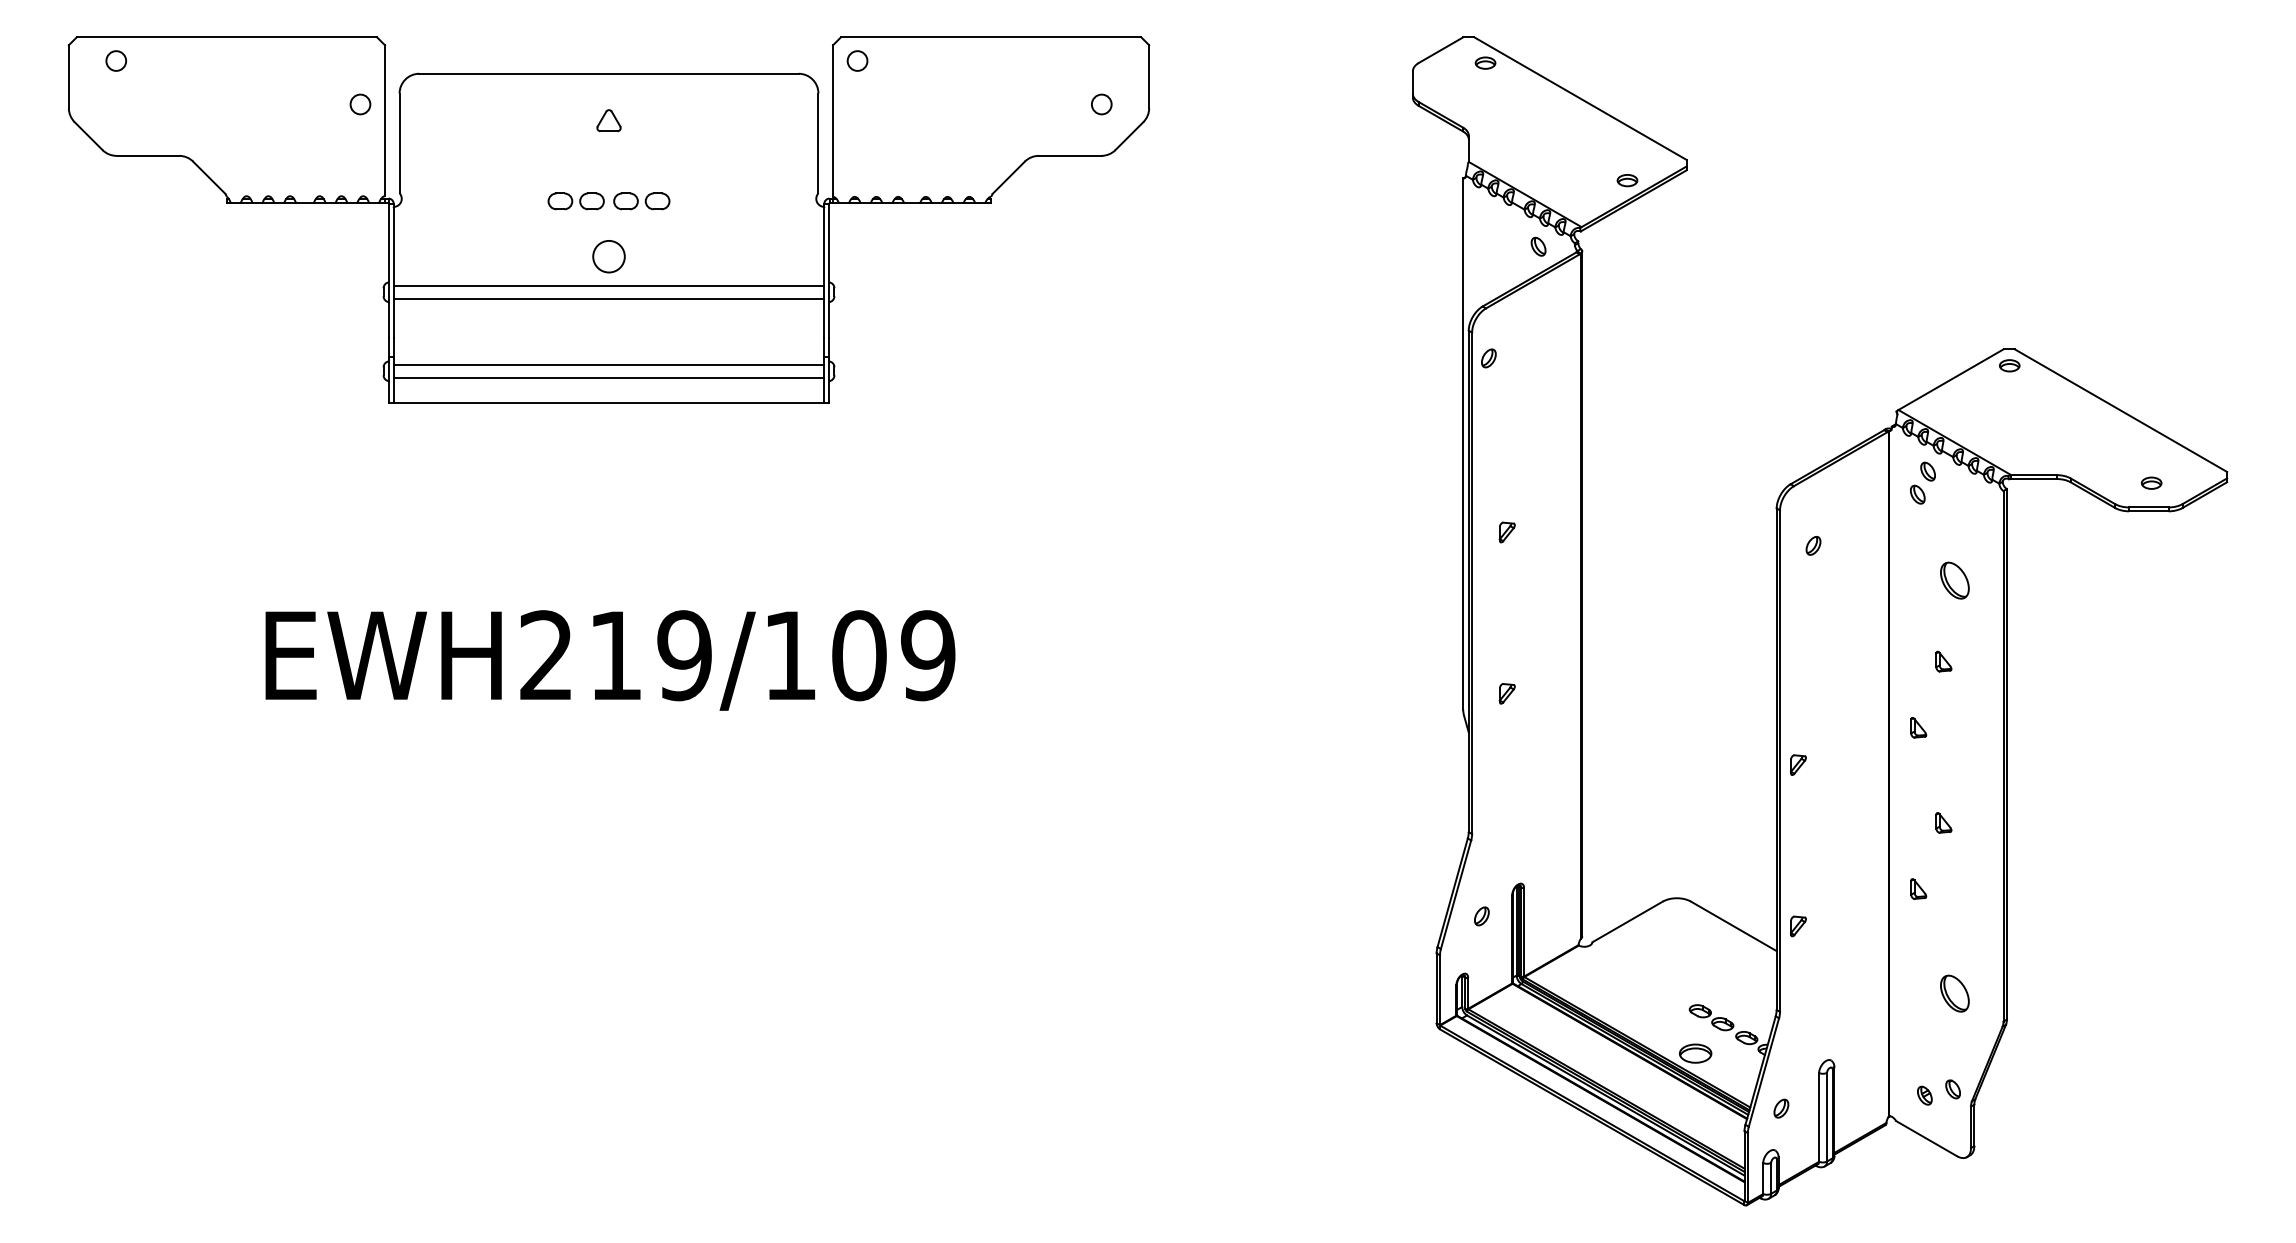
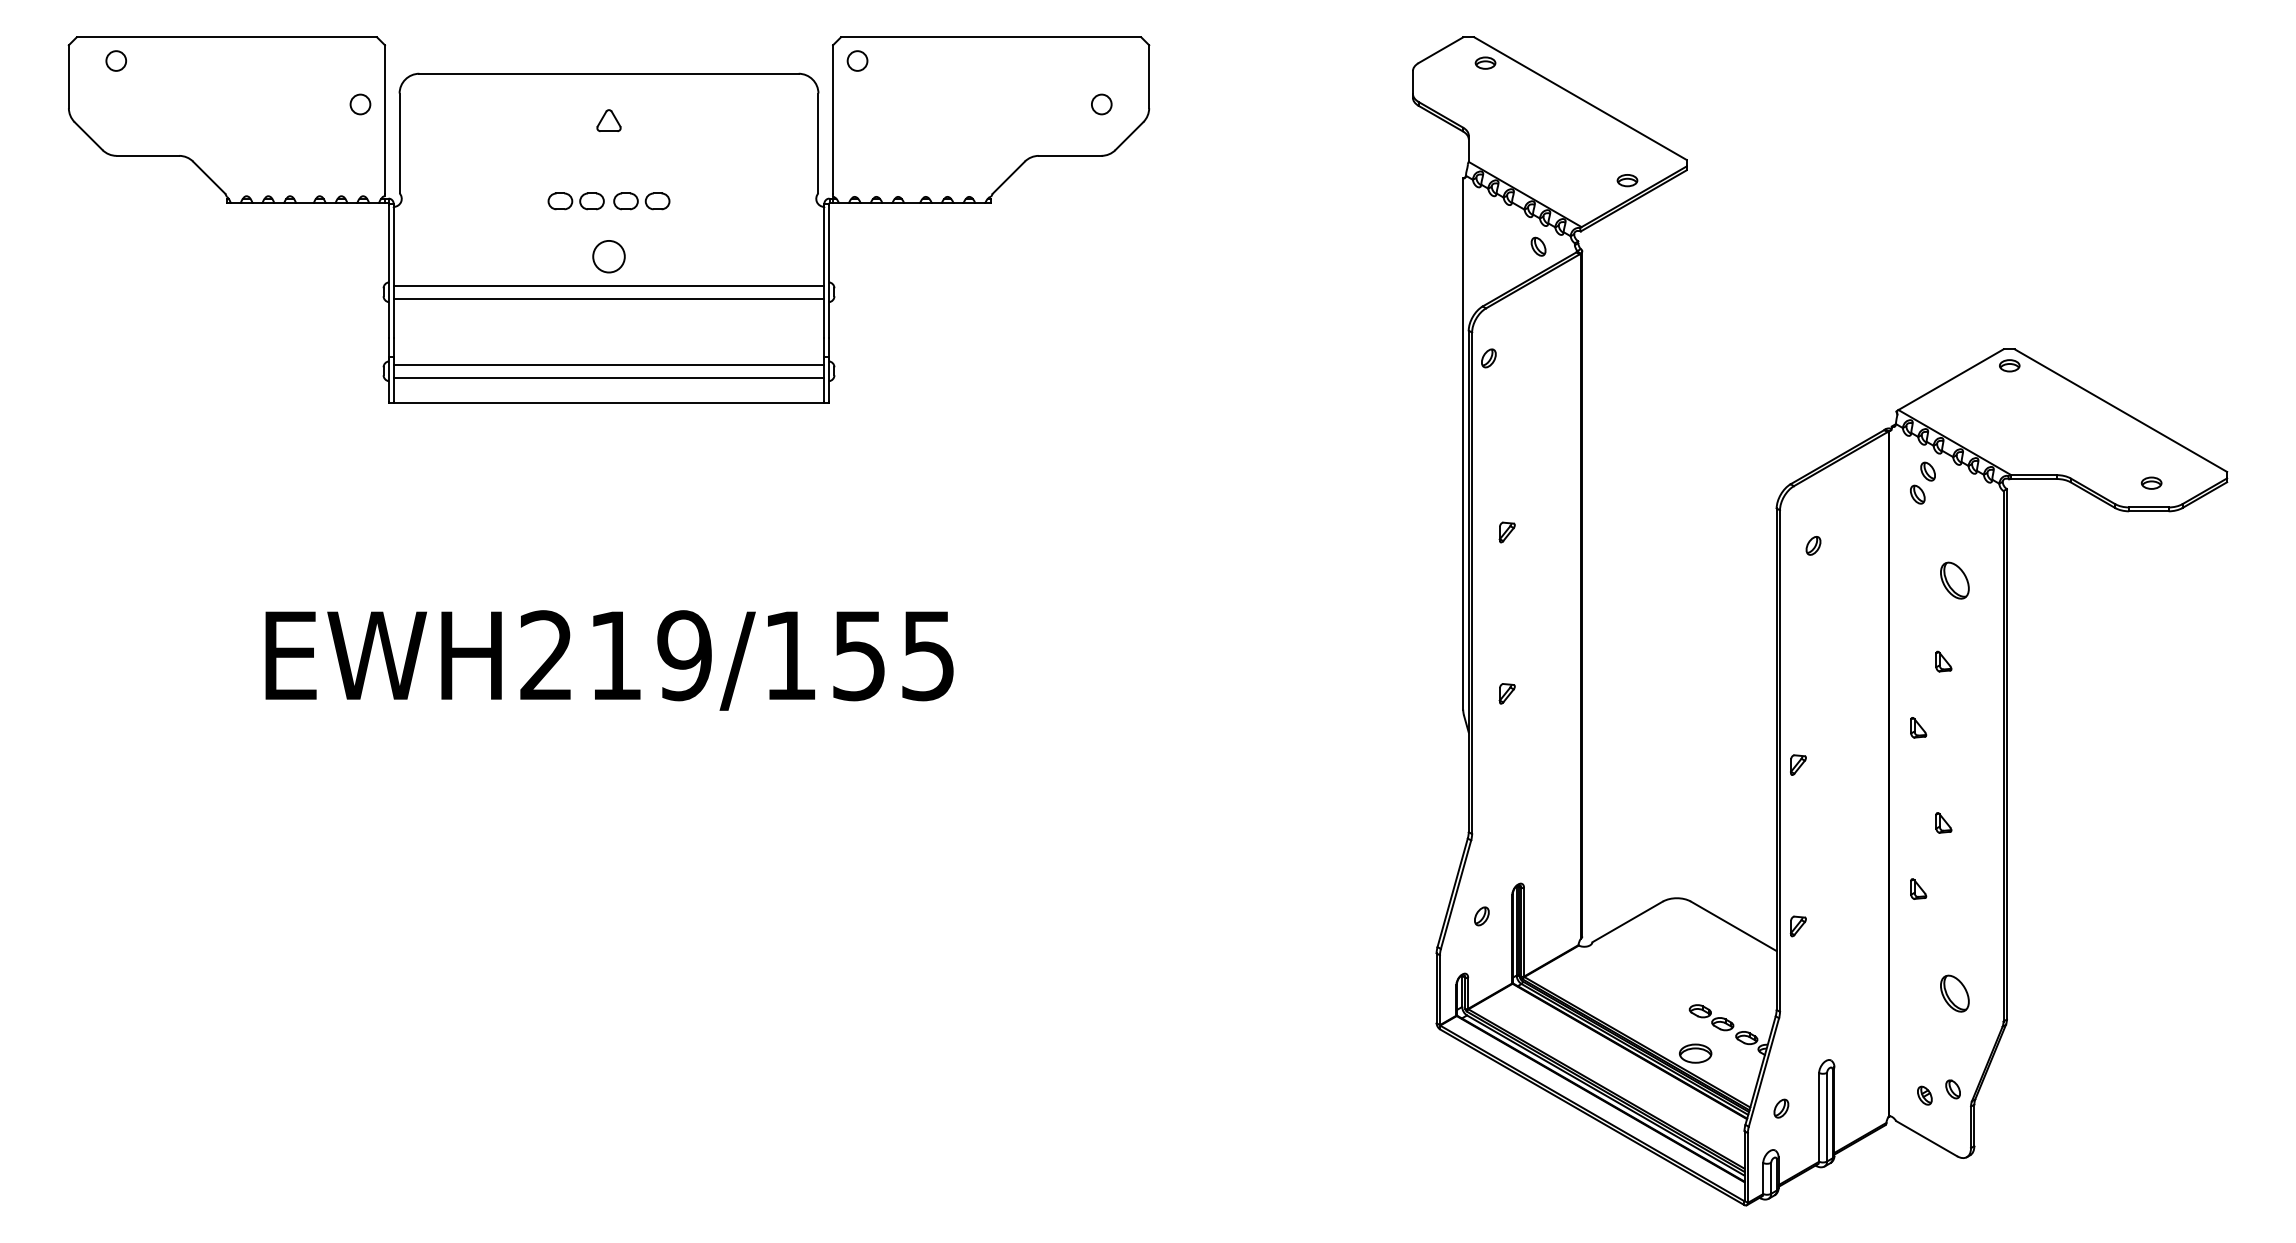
text: EWH219/109 -> EWH219/155 (893, 655)
